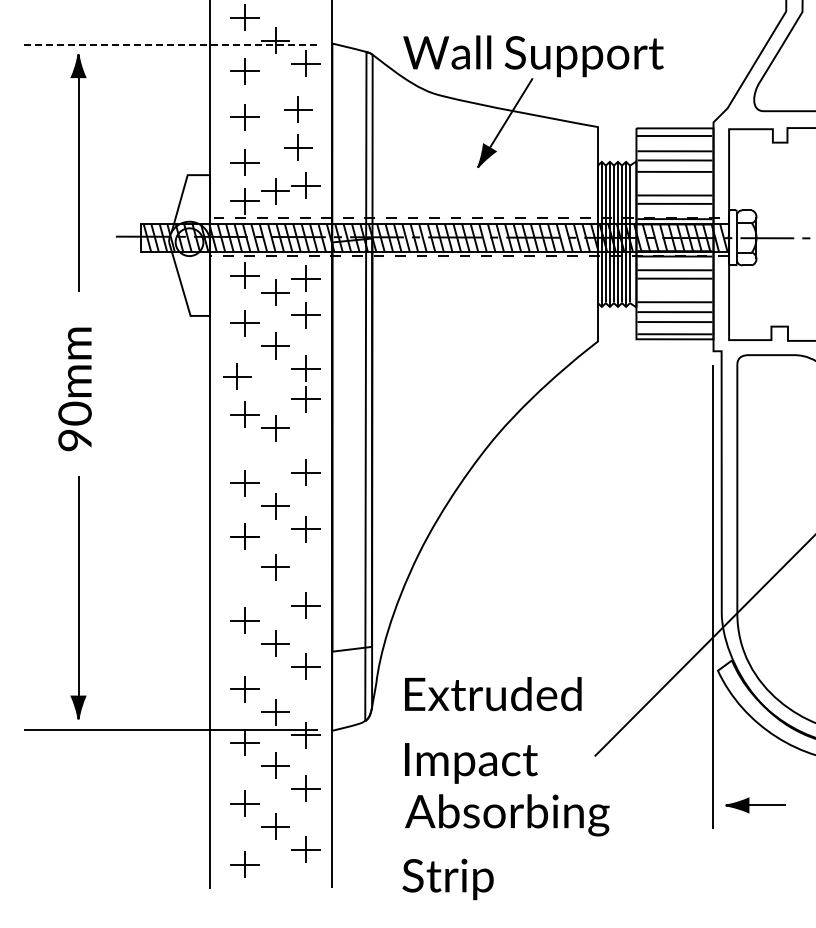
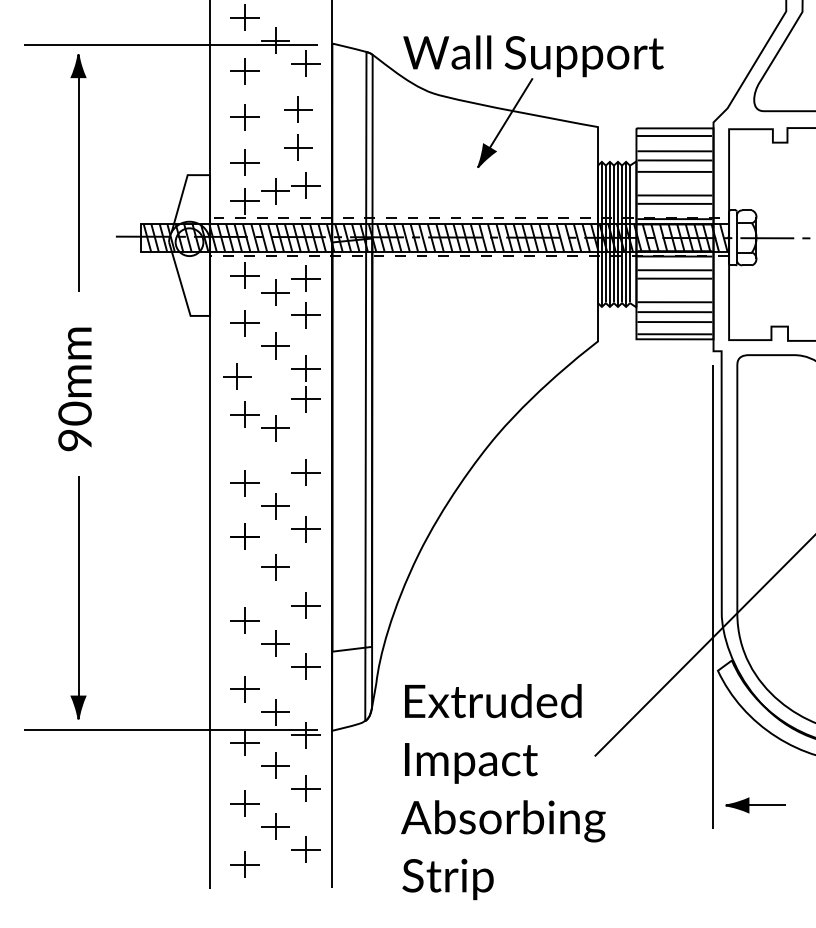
line: dashed -> solid (171, 44)
text position: (493, 694) -> (493, 701) (493, 701)
text position: (507, 815) -> (503, 821) (503, 821)
